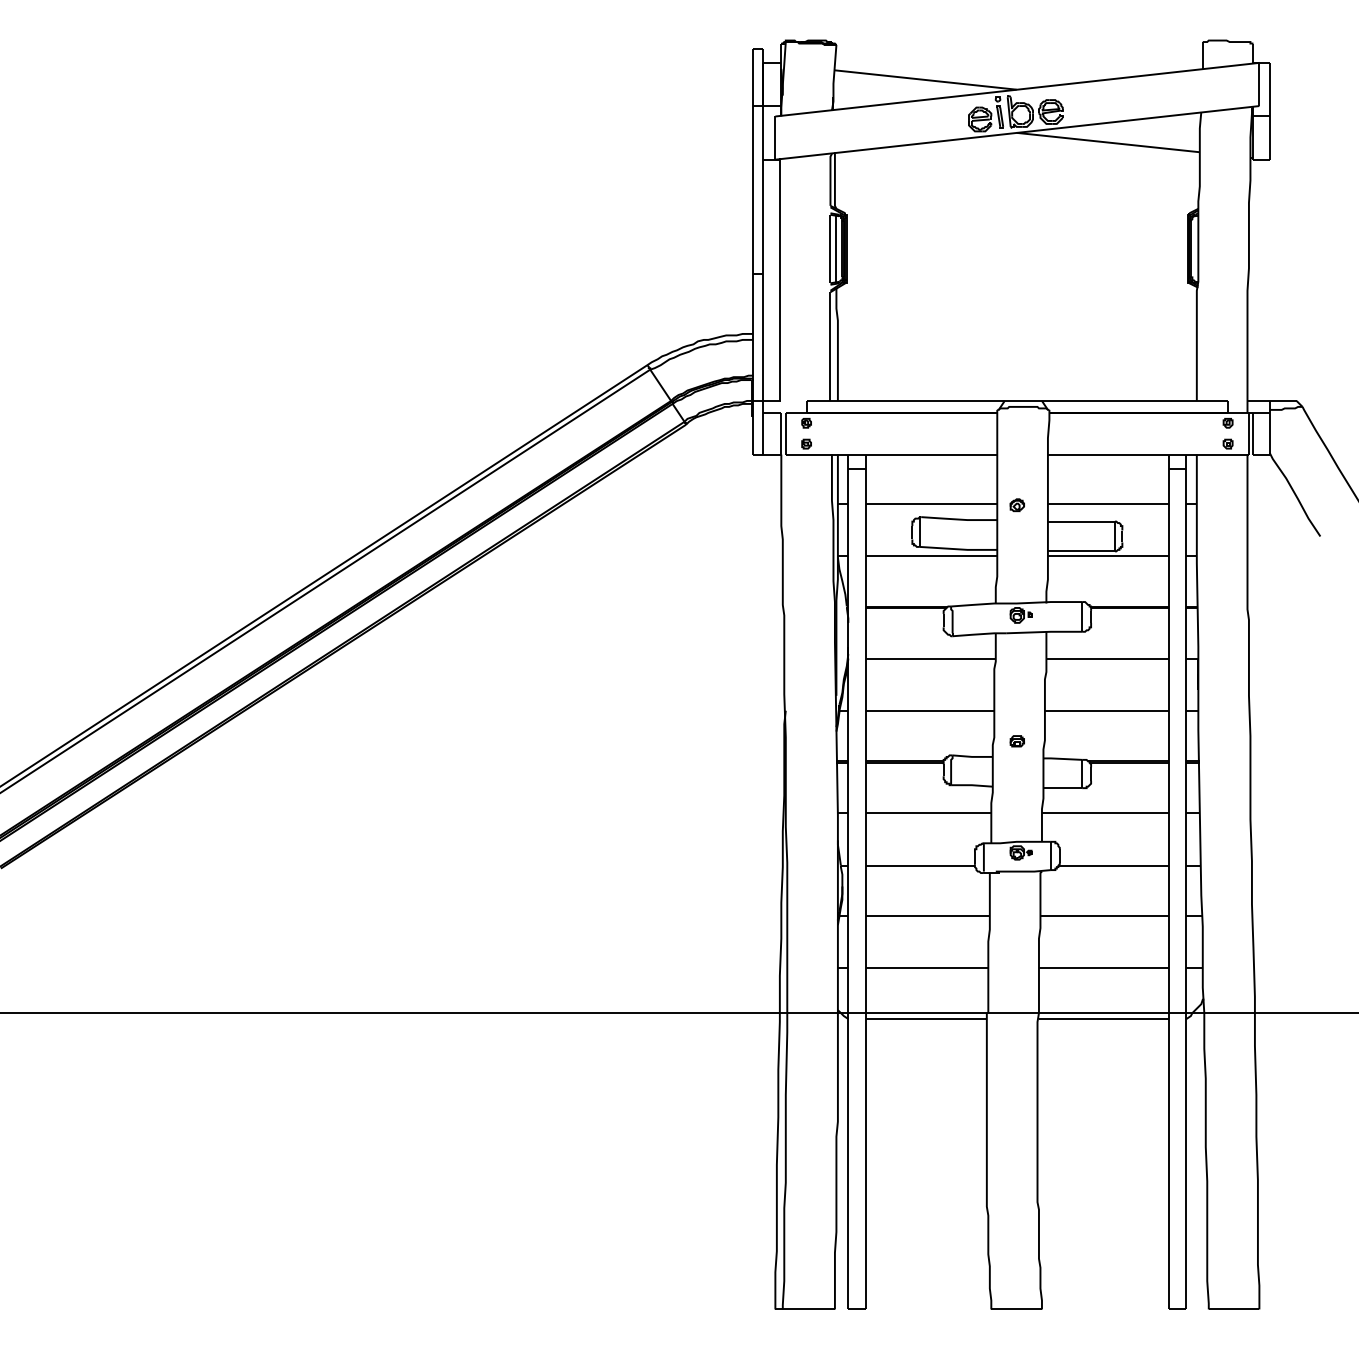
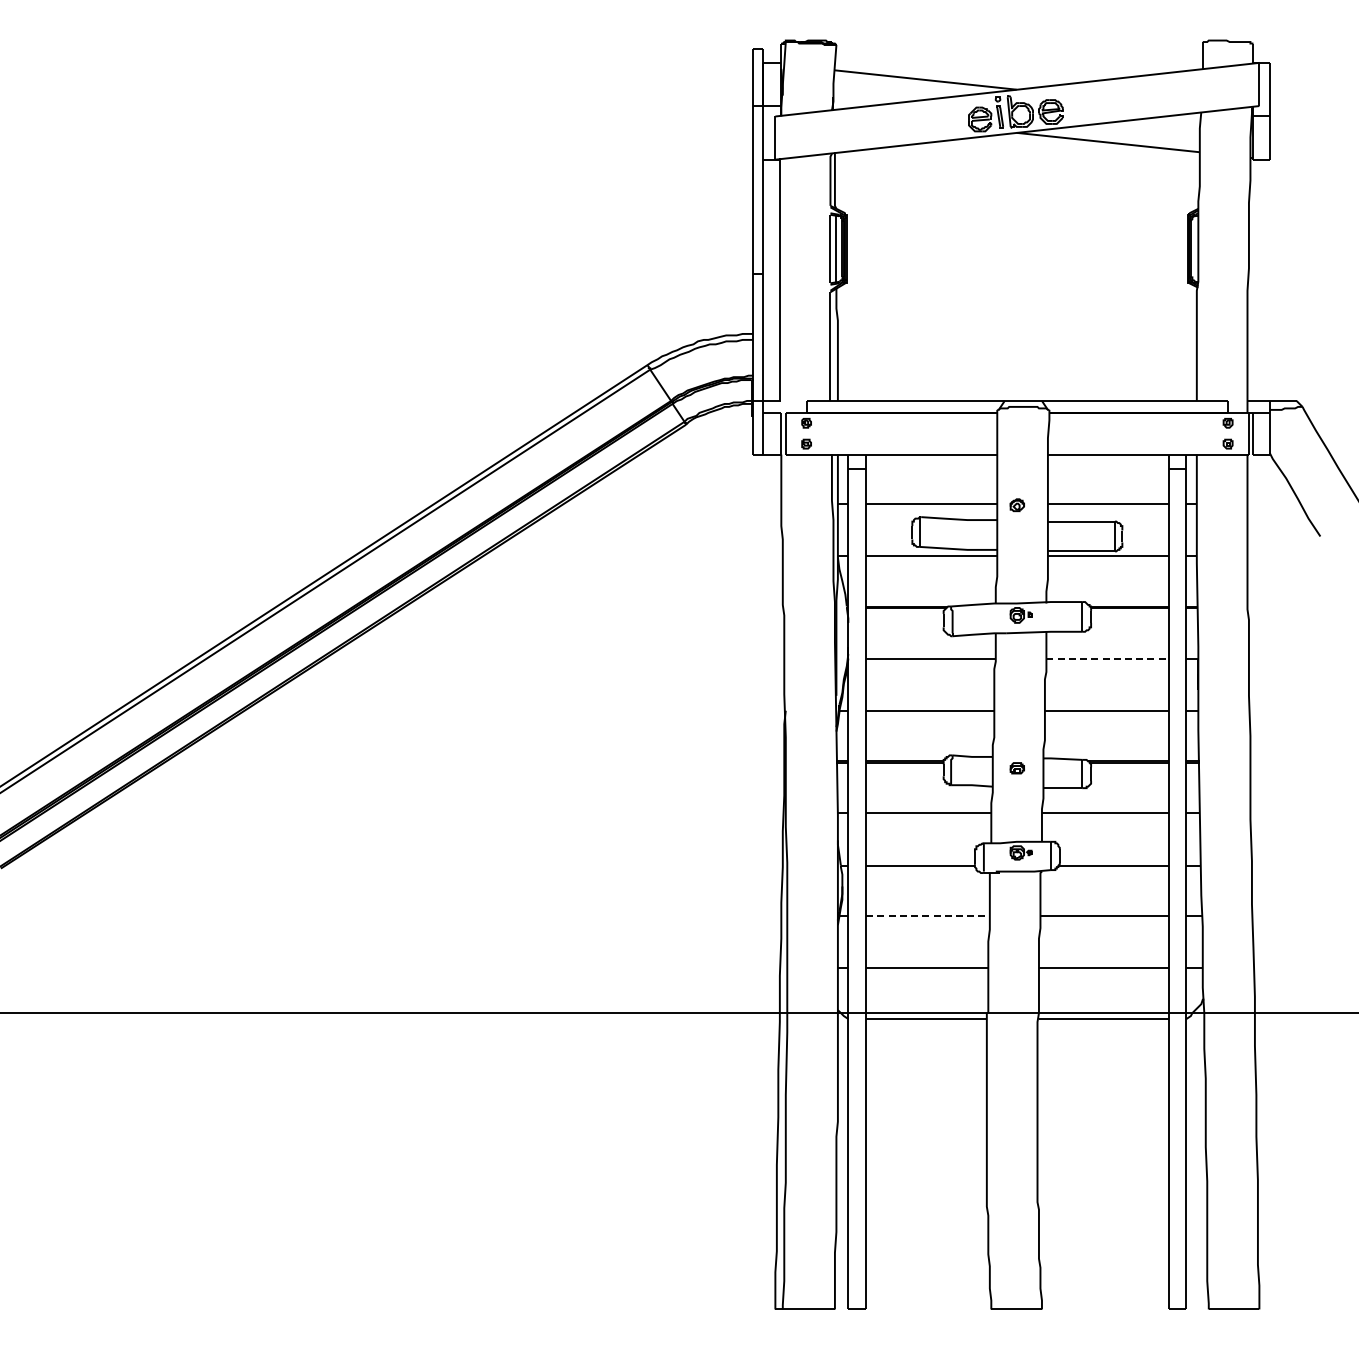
line: solid -> dashed (1107, 658)
part position: (1016, 741) -> (1016, 768) (1016, 768)
line: solid -> dashed (928, 916)
